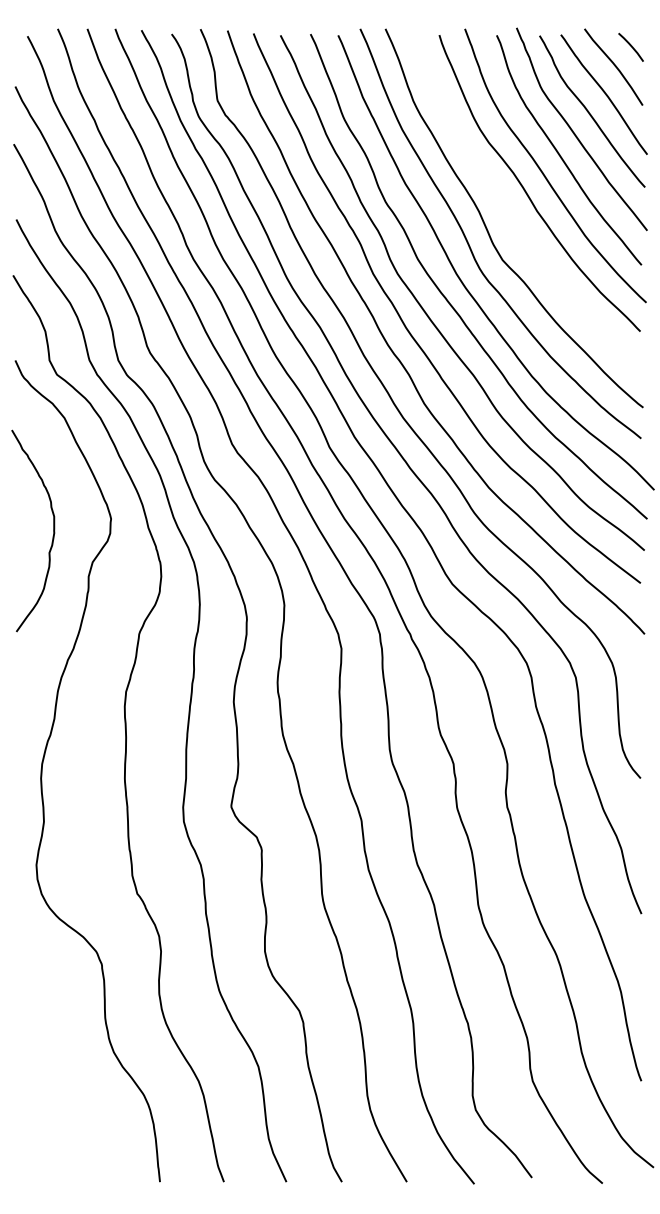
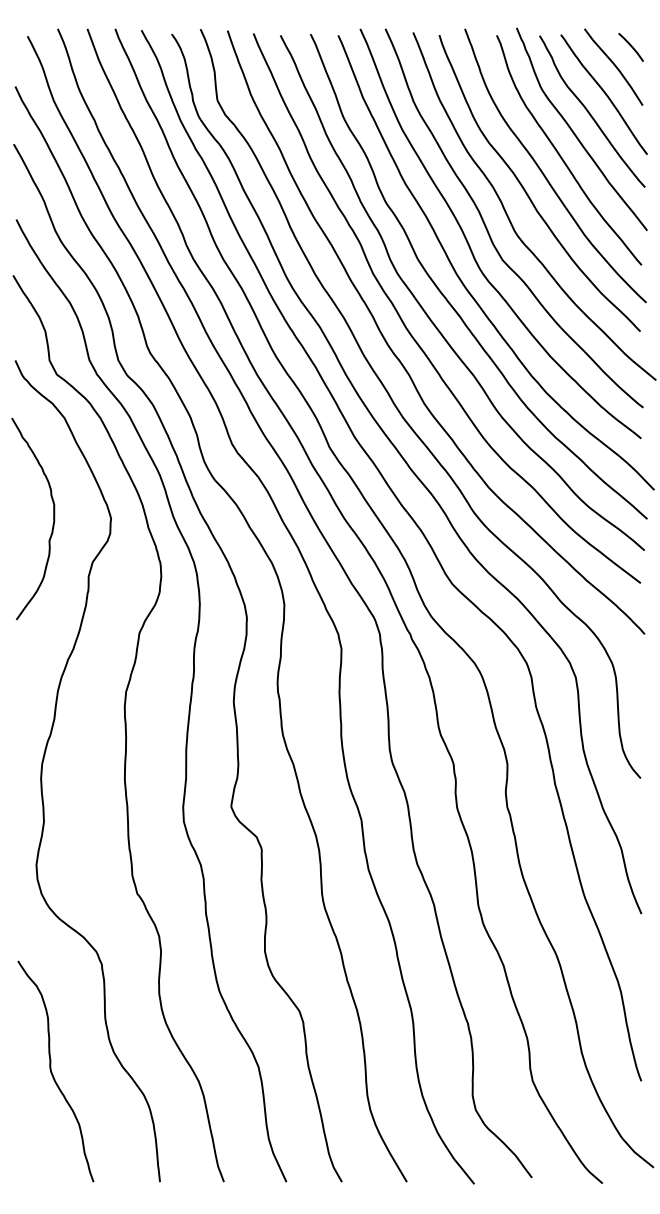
curve: none -> present (510, 219)
curve position: (52, 536) -> (52, 524) (52, 524)
curve: none -> present (52, 1072)
